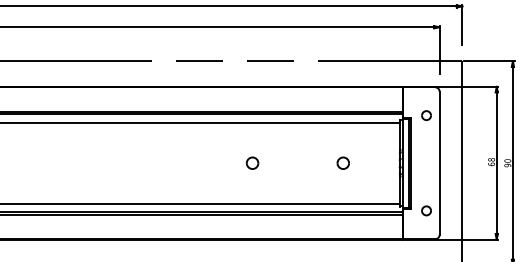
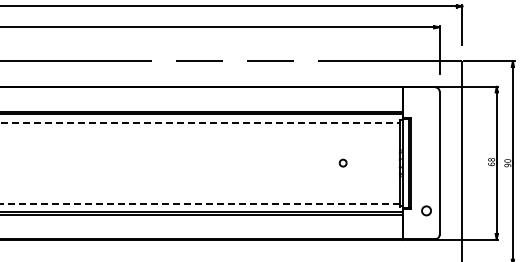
part: present -> none (426, 115)
line: solid -> dashed (200, 122)
part: present -> none (252, 162)
part size: 14x14 px -> 10x10 px (342, 162)
line: solid -> dashed (200, 203)
